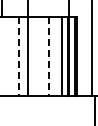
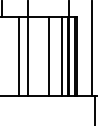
line: dashed -> solid (18, 56)
line: dashed -> solid (48, 56)
